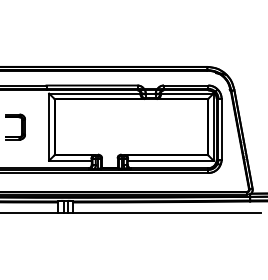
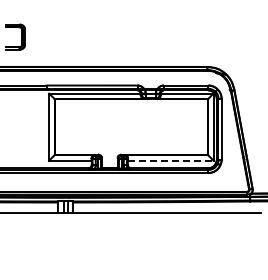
part position: (15, 126) -> (15, 36) (15, 36)
line: solid -> dashed (170, 160)
